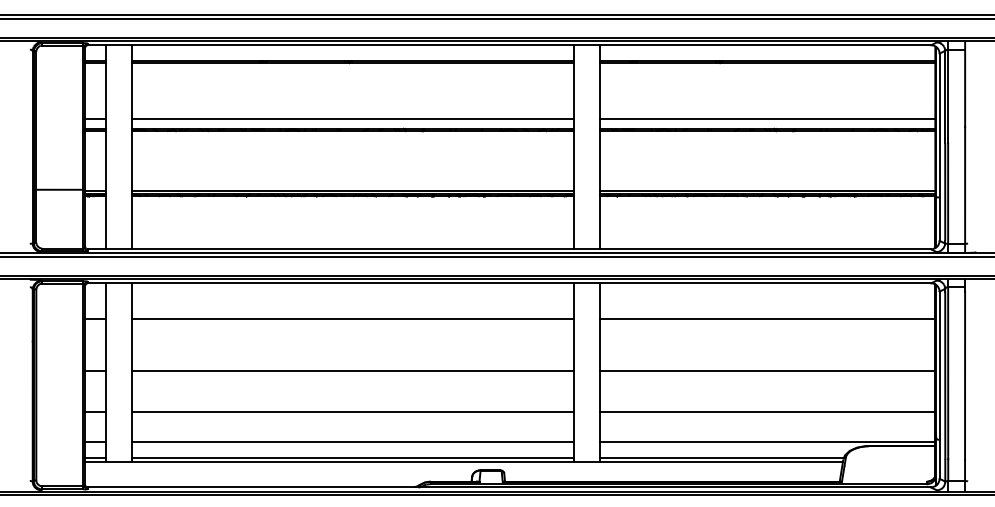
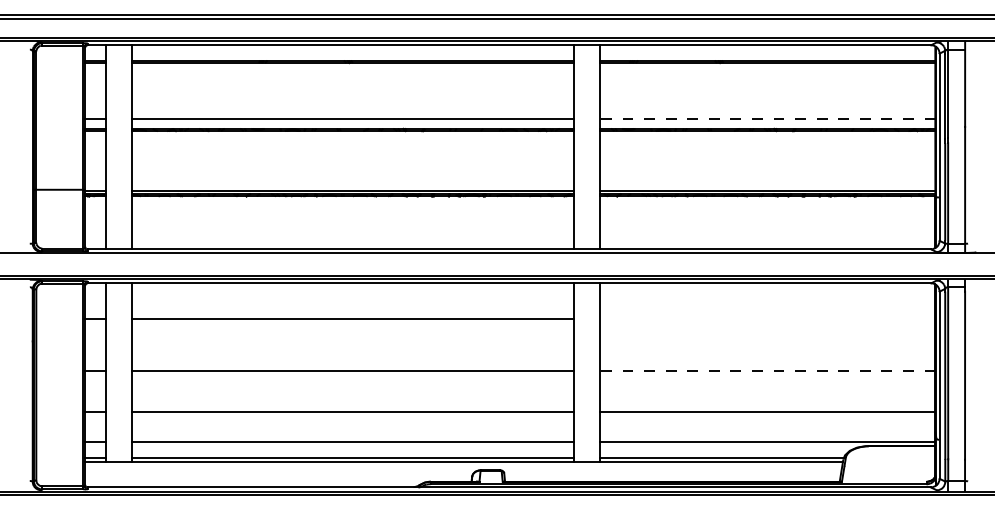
line: solid -> dashed (767, 118)
line: present -> none (496, 256)
line: present -> none (767, 318)
line: solid -> dashed (767, 370)
